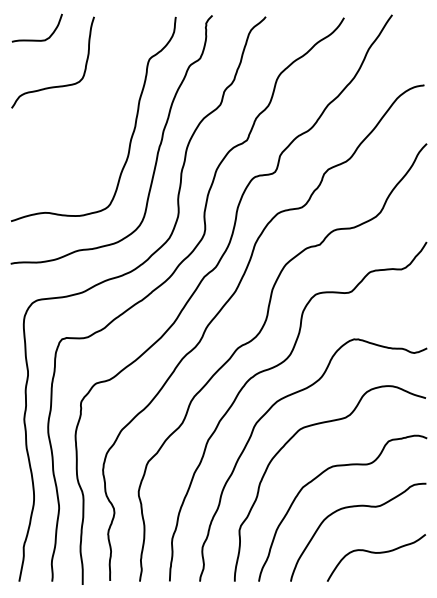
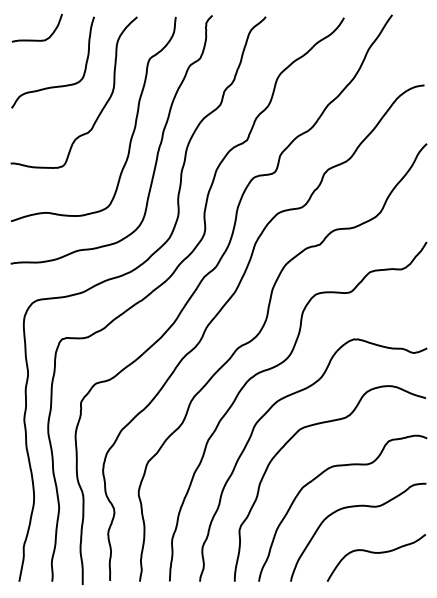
curve: none -> present (102, 107)
